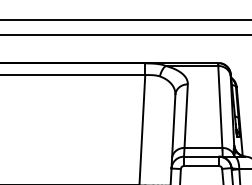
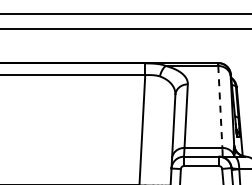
line position: (125, 20) -> (125, 14) (125, 14)
line position: (125, 34) -> (125, 28) (125, 28)
line: solid -> dashed (220, 107)
